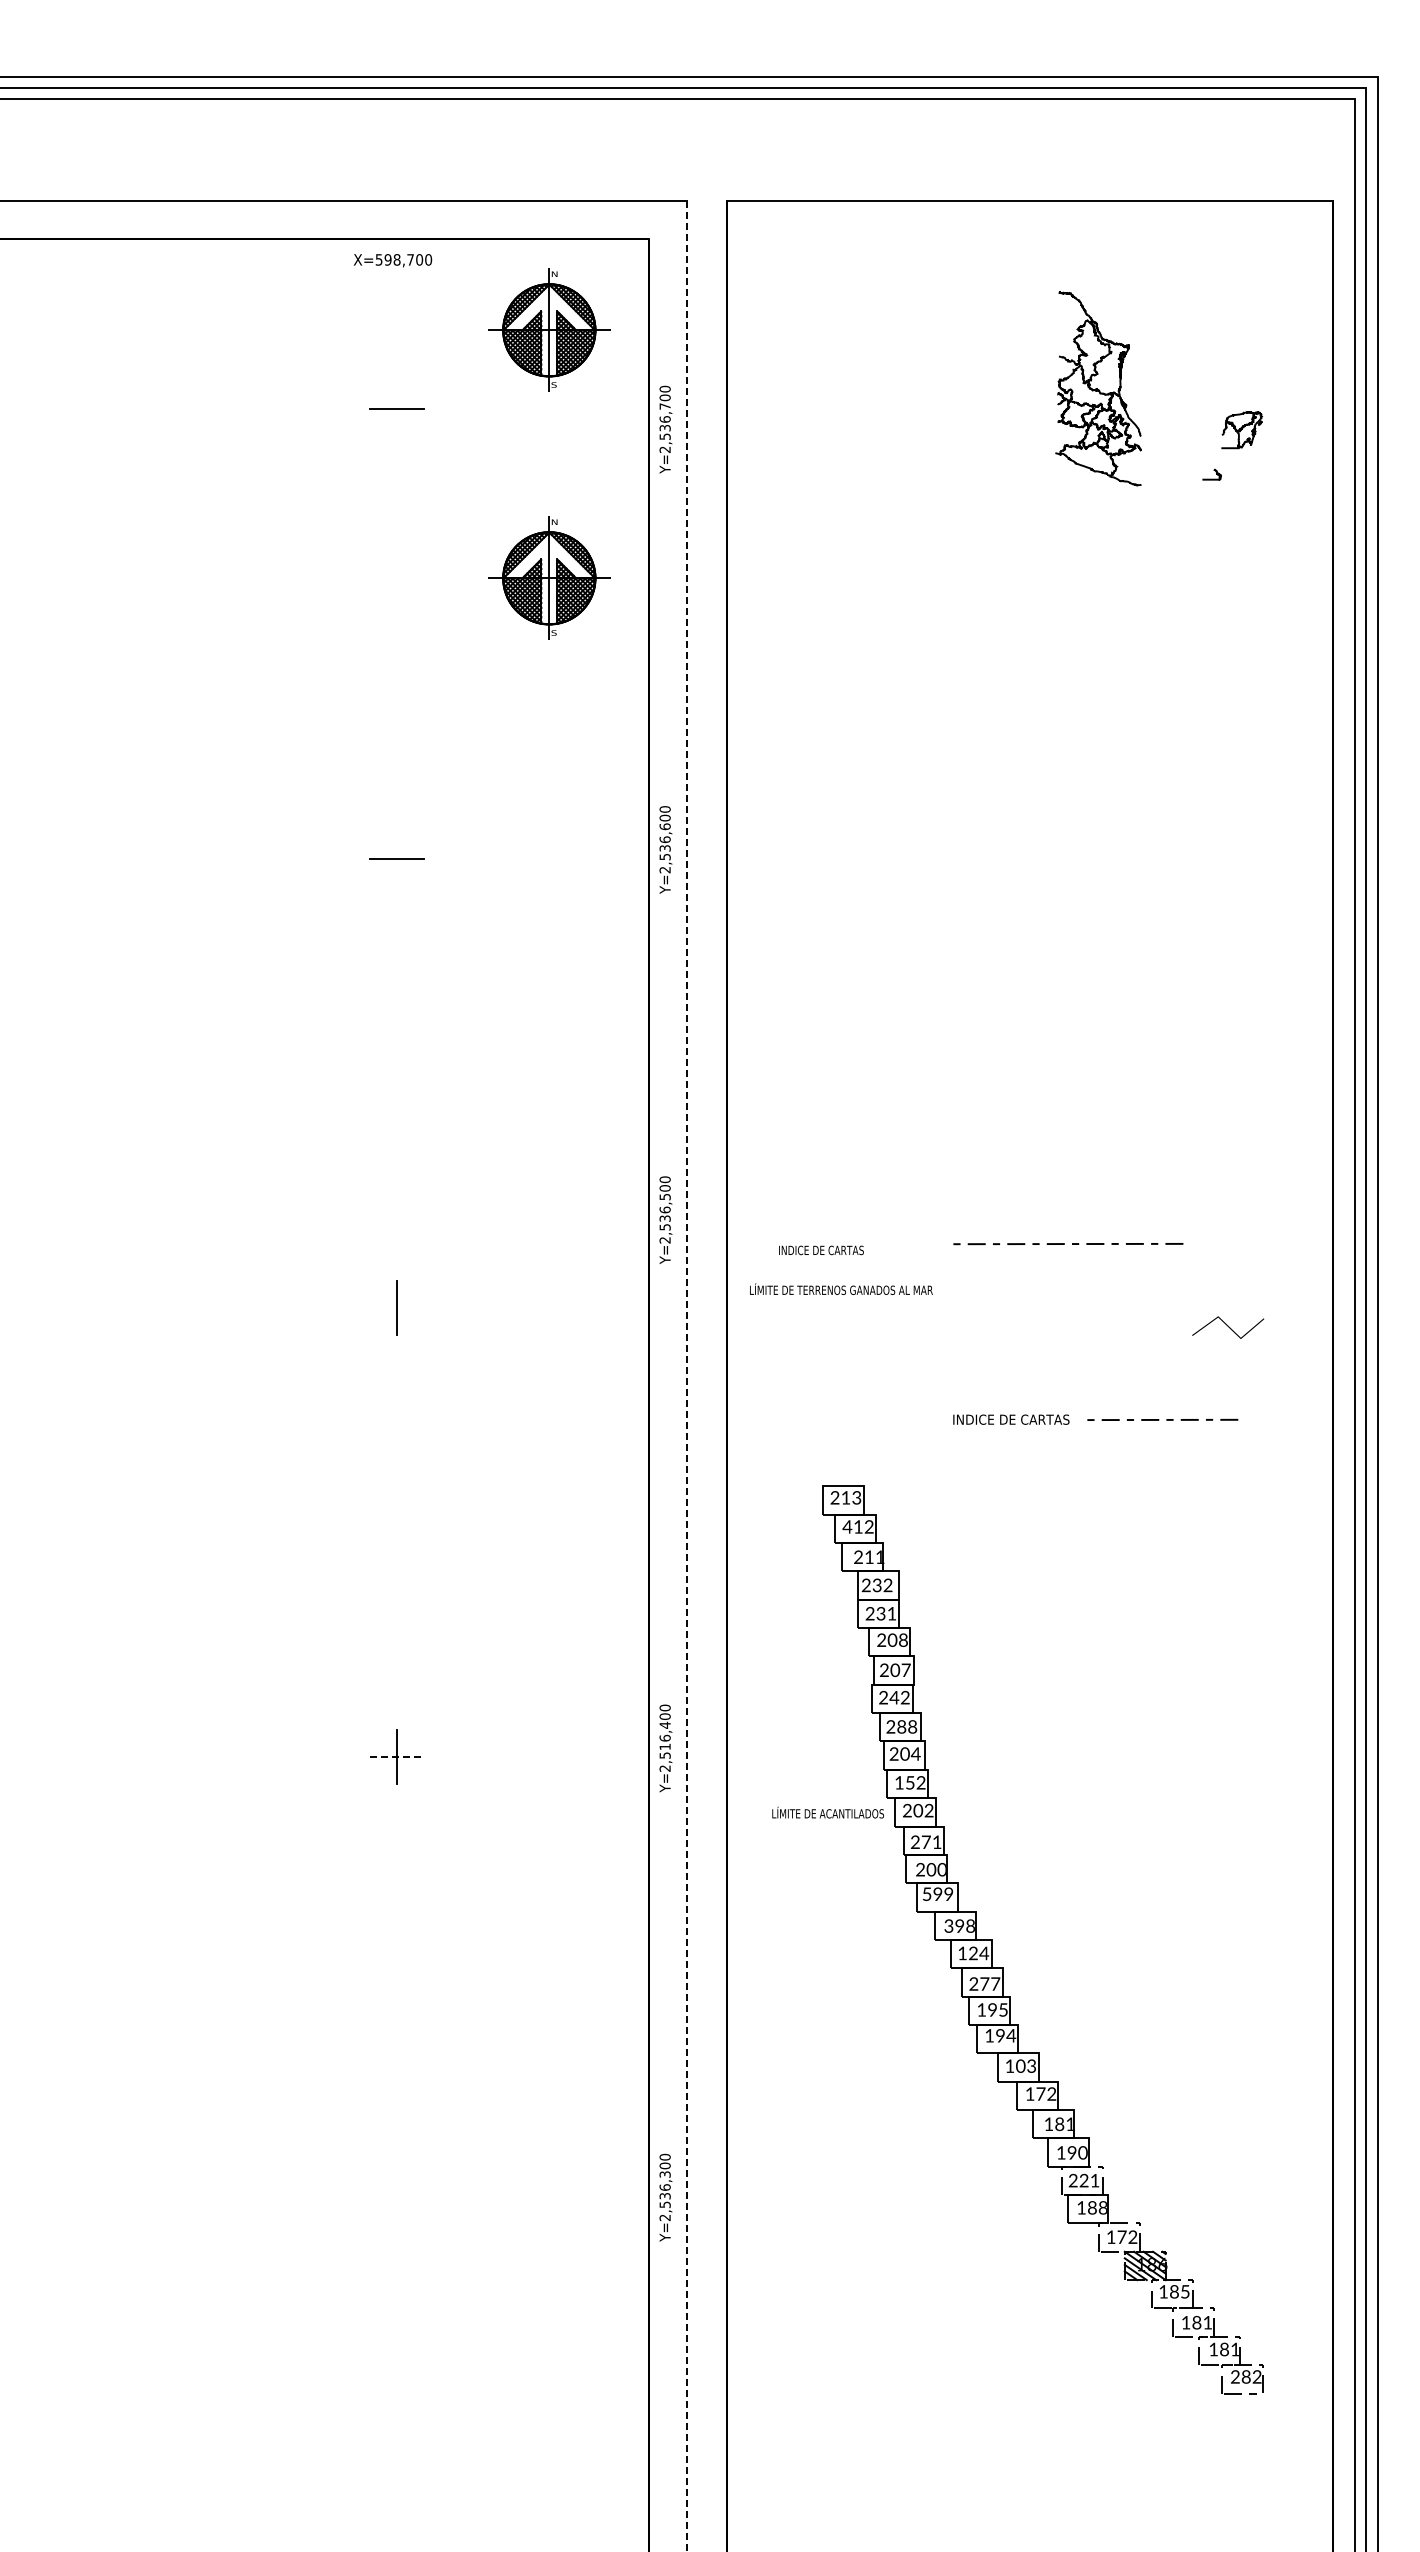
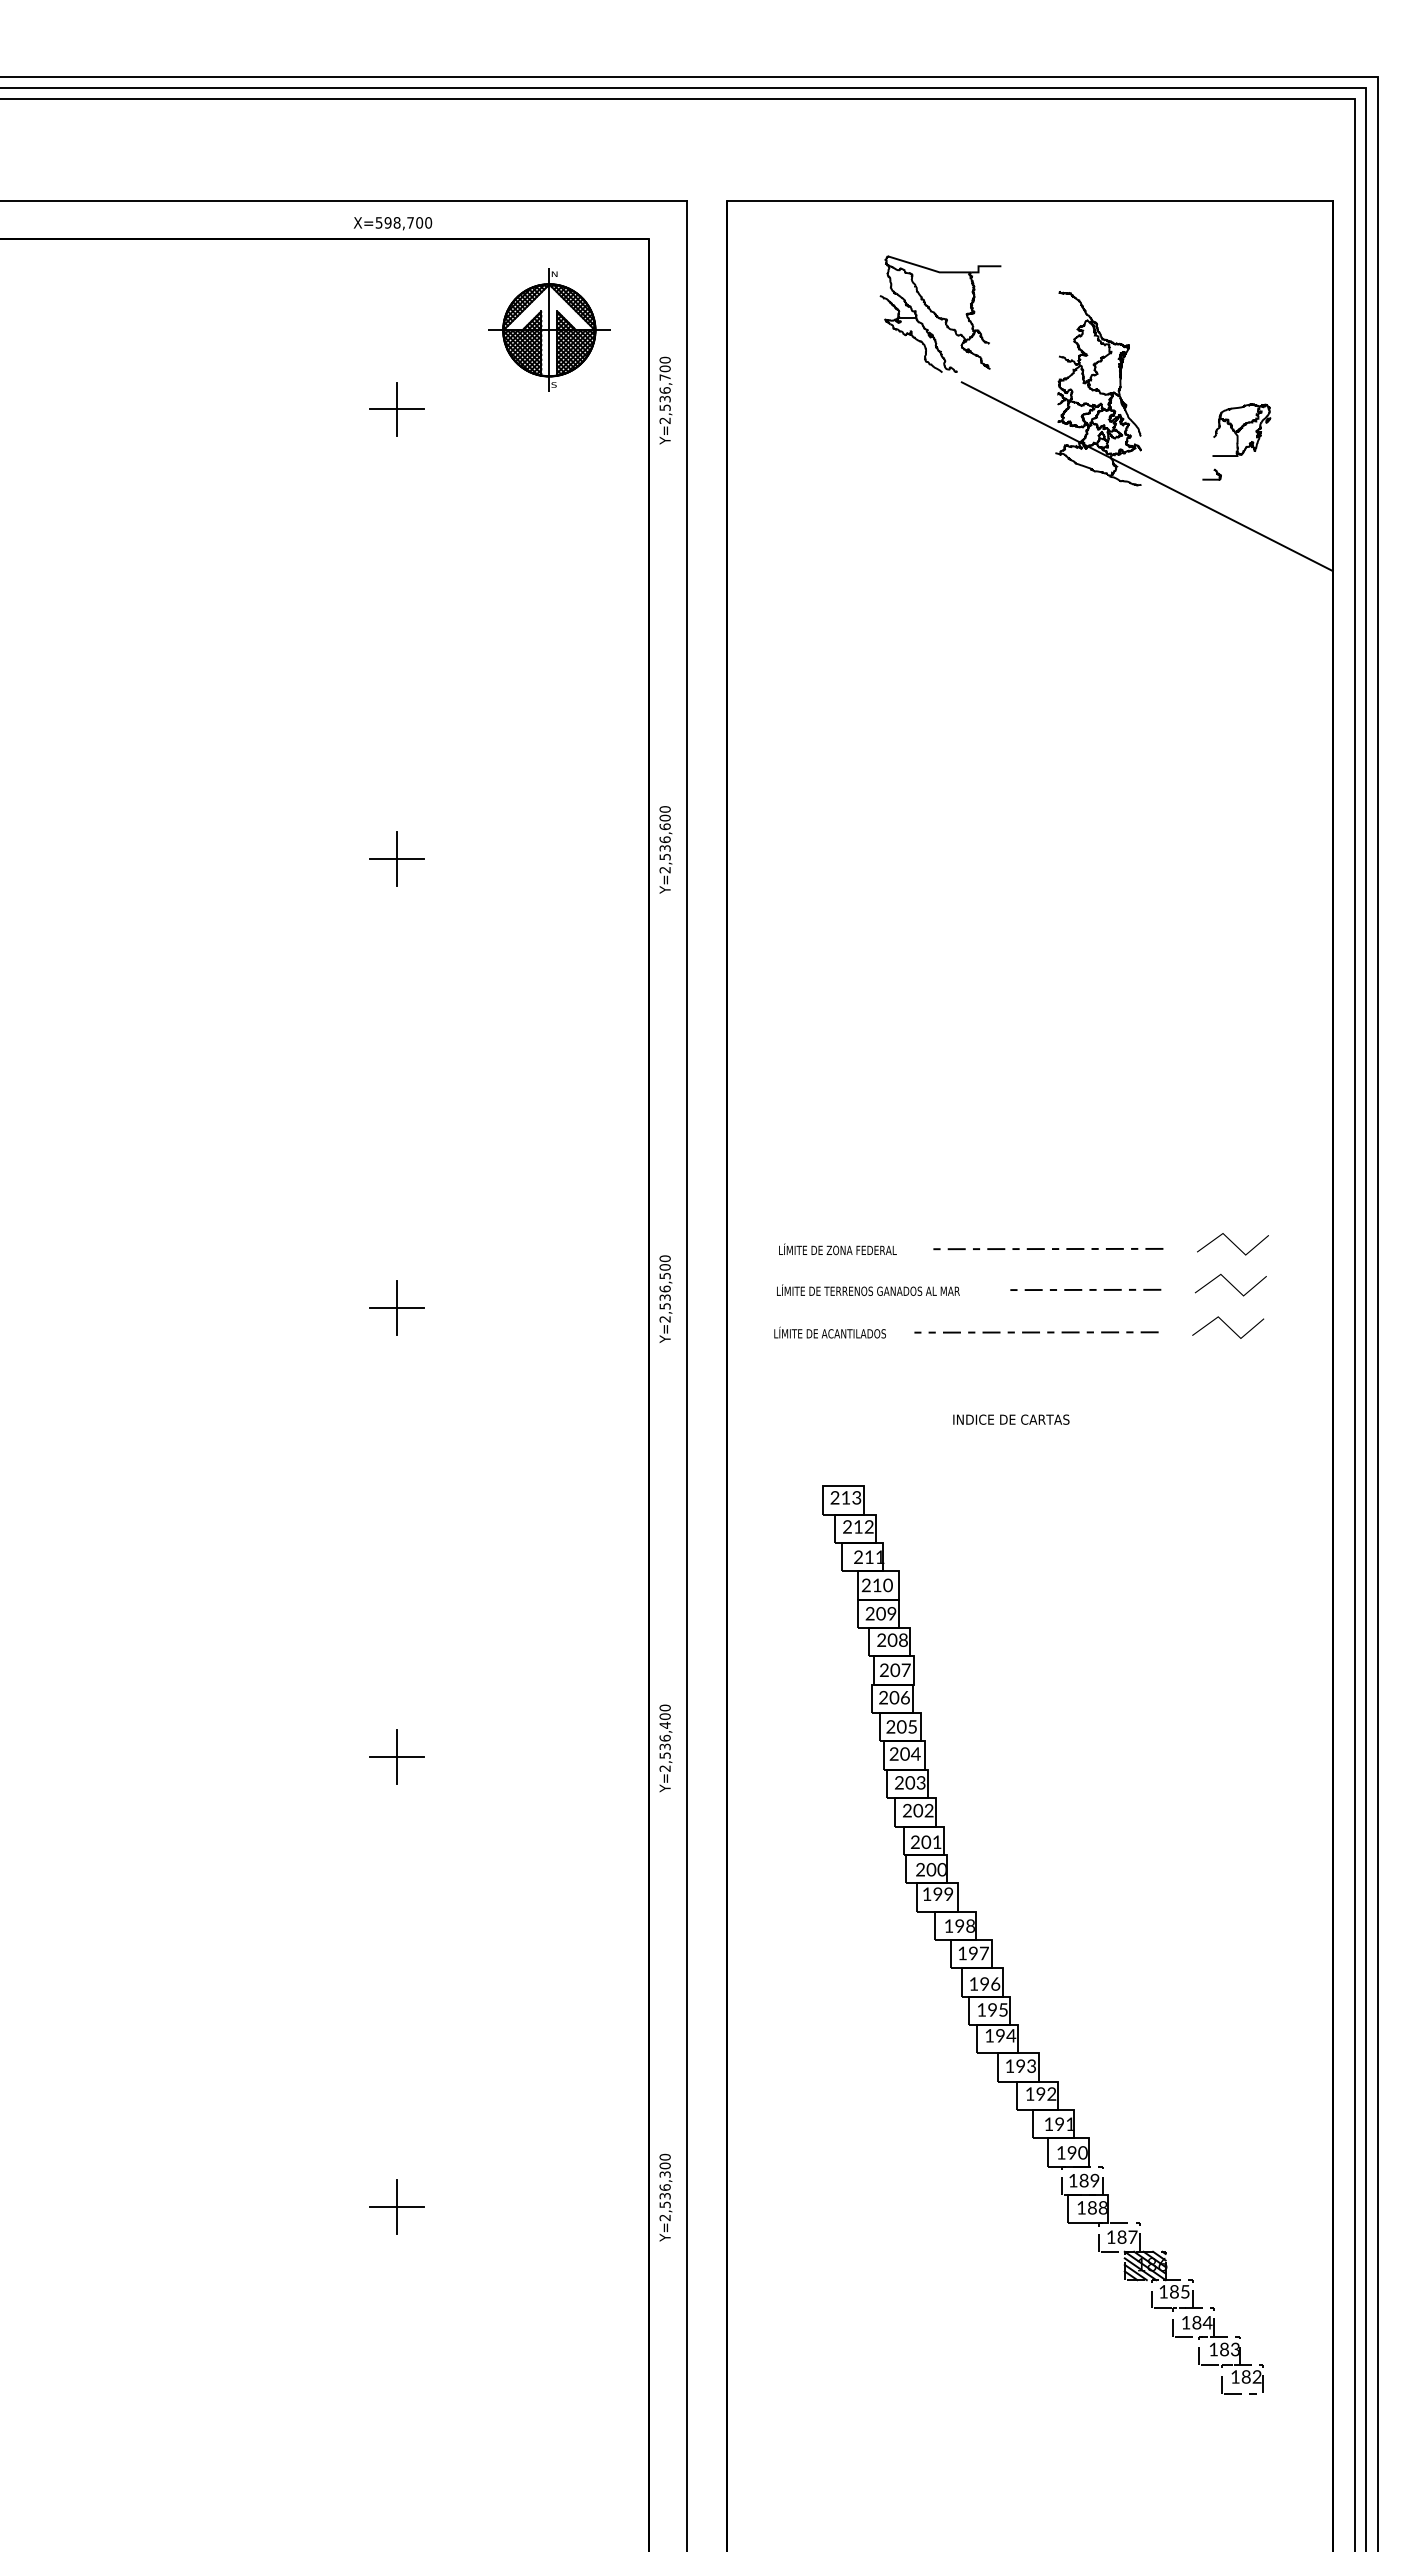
text position: (392, 260) -> (392, 223) (392, 223)
part: none -> present (940, 313)
line: none -> present (397, 409)
text position: (665, 429) -> (665, 400) (665, 400)
part size: 43x39 px -> 60x54 px (1241, 429)
line: none -> present (1146, 476)
part: present -> none (549, 577)
line: none -> present (397, 858)
text position: (665, 1219) -> (665, 1298) (665, 1298)
line: none -> present (1232, 1243)
line position: (1064, 1244) -> (1044, 1249) (1044, 1249)
text: INDICE DE CARTAS -> LÍMITE DE ZONA FEDERAL (838, 1249)
line: none -> present (1230, 1284)
text position: (841, 1288) -> (868, 1289) (868, 1289)
line: none -> present (397, 1308)
line: none -> present (1036, 1332)
line: dashed -> solid (687, 1376)
line position: (1159, 1419) -> (1082, 1289) (1082, 1289)
text: 412 -> 212 (847, 1526)
text: 232 -> 210 (882, 1585)
text: 231 -> 209 (886, 1613)
text: 242 -> 206 (899, 1697)
text: 288 -> 205 (907, 1726)
text: Y=2,516,400 -> Y=2,536,400 (664, 1746)
line: dashed -> solid (397, 1757)
text: 152 -> 203 (910, 1782)
text position: (827, 1812) -> (829, 1332) (829, 1332)
text: 271 -> 201 (926, 1841)
text: 599 -> 199 (927, 1894)
text: 398 -> 198 (948, 1925)
text: 124 -> 197 (979, 1953)
text: 277 -> 196 (984, 1983)
text: 103 -> 193 (1020, 2066)
text: 172 -> 192 (1040, 2093)
text: 181 -> 191 (1059, 2124)
text: 221 -> 189 (1083, 2180)
part: none -> present (396, 2206)
text: 172 -> 187 (1127, 2236)
text: 181 -> 184 (1207, 2322)
text: 181 -> 183 (1235, 2349)
text: 282 -> 182 (1235, 2376)
